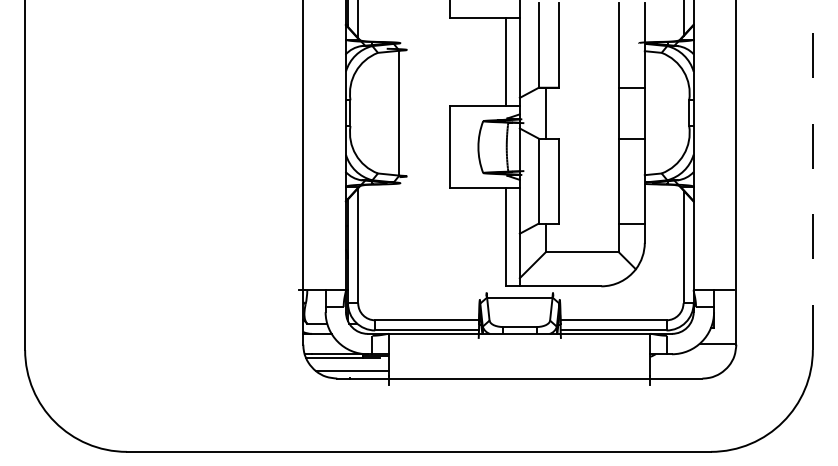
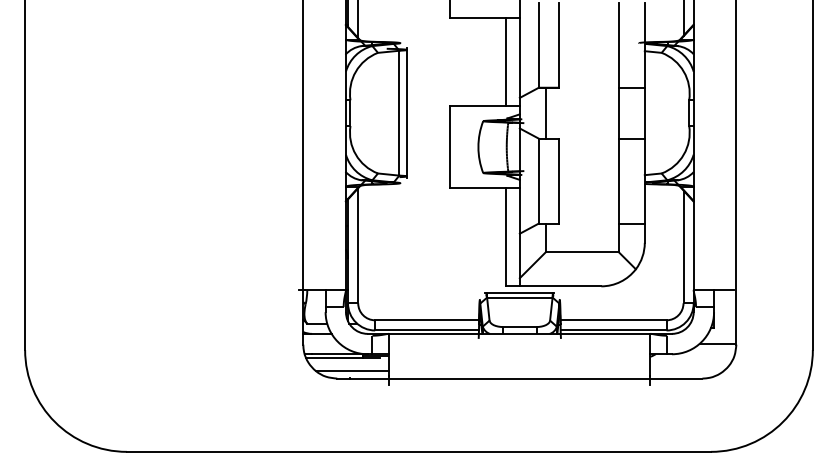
line: none -> present (407, 113)
line: dashed -> solid (812, 175)
line: none -> present (519, 293)
